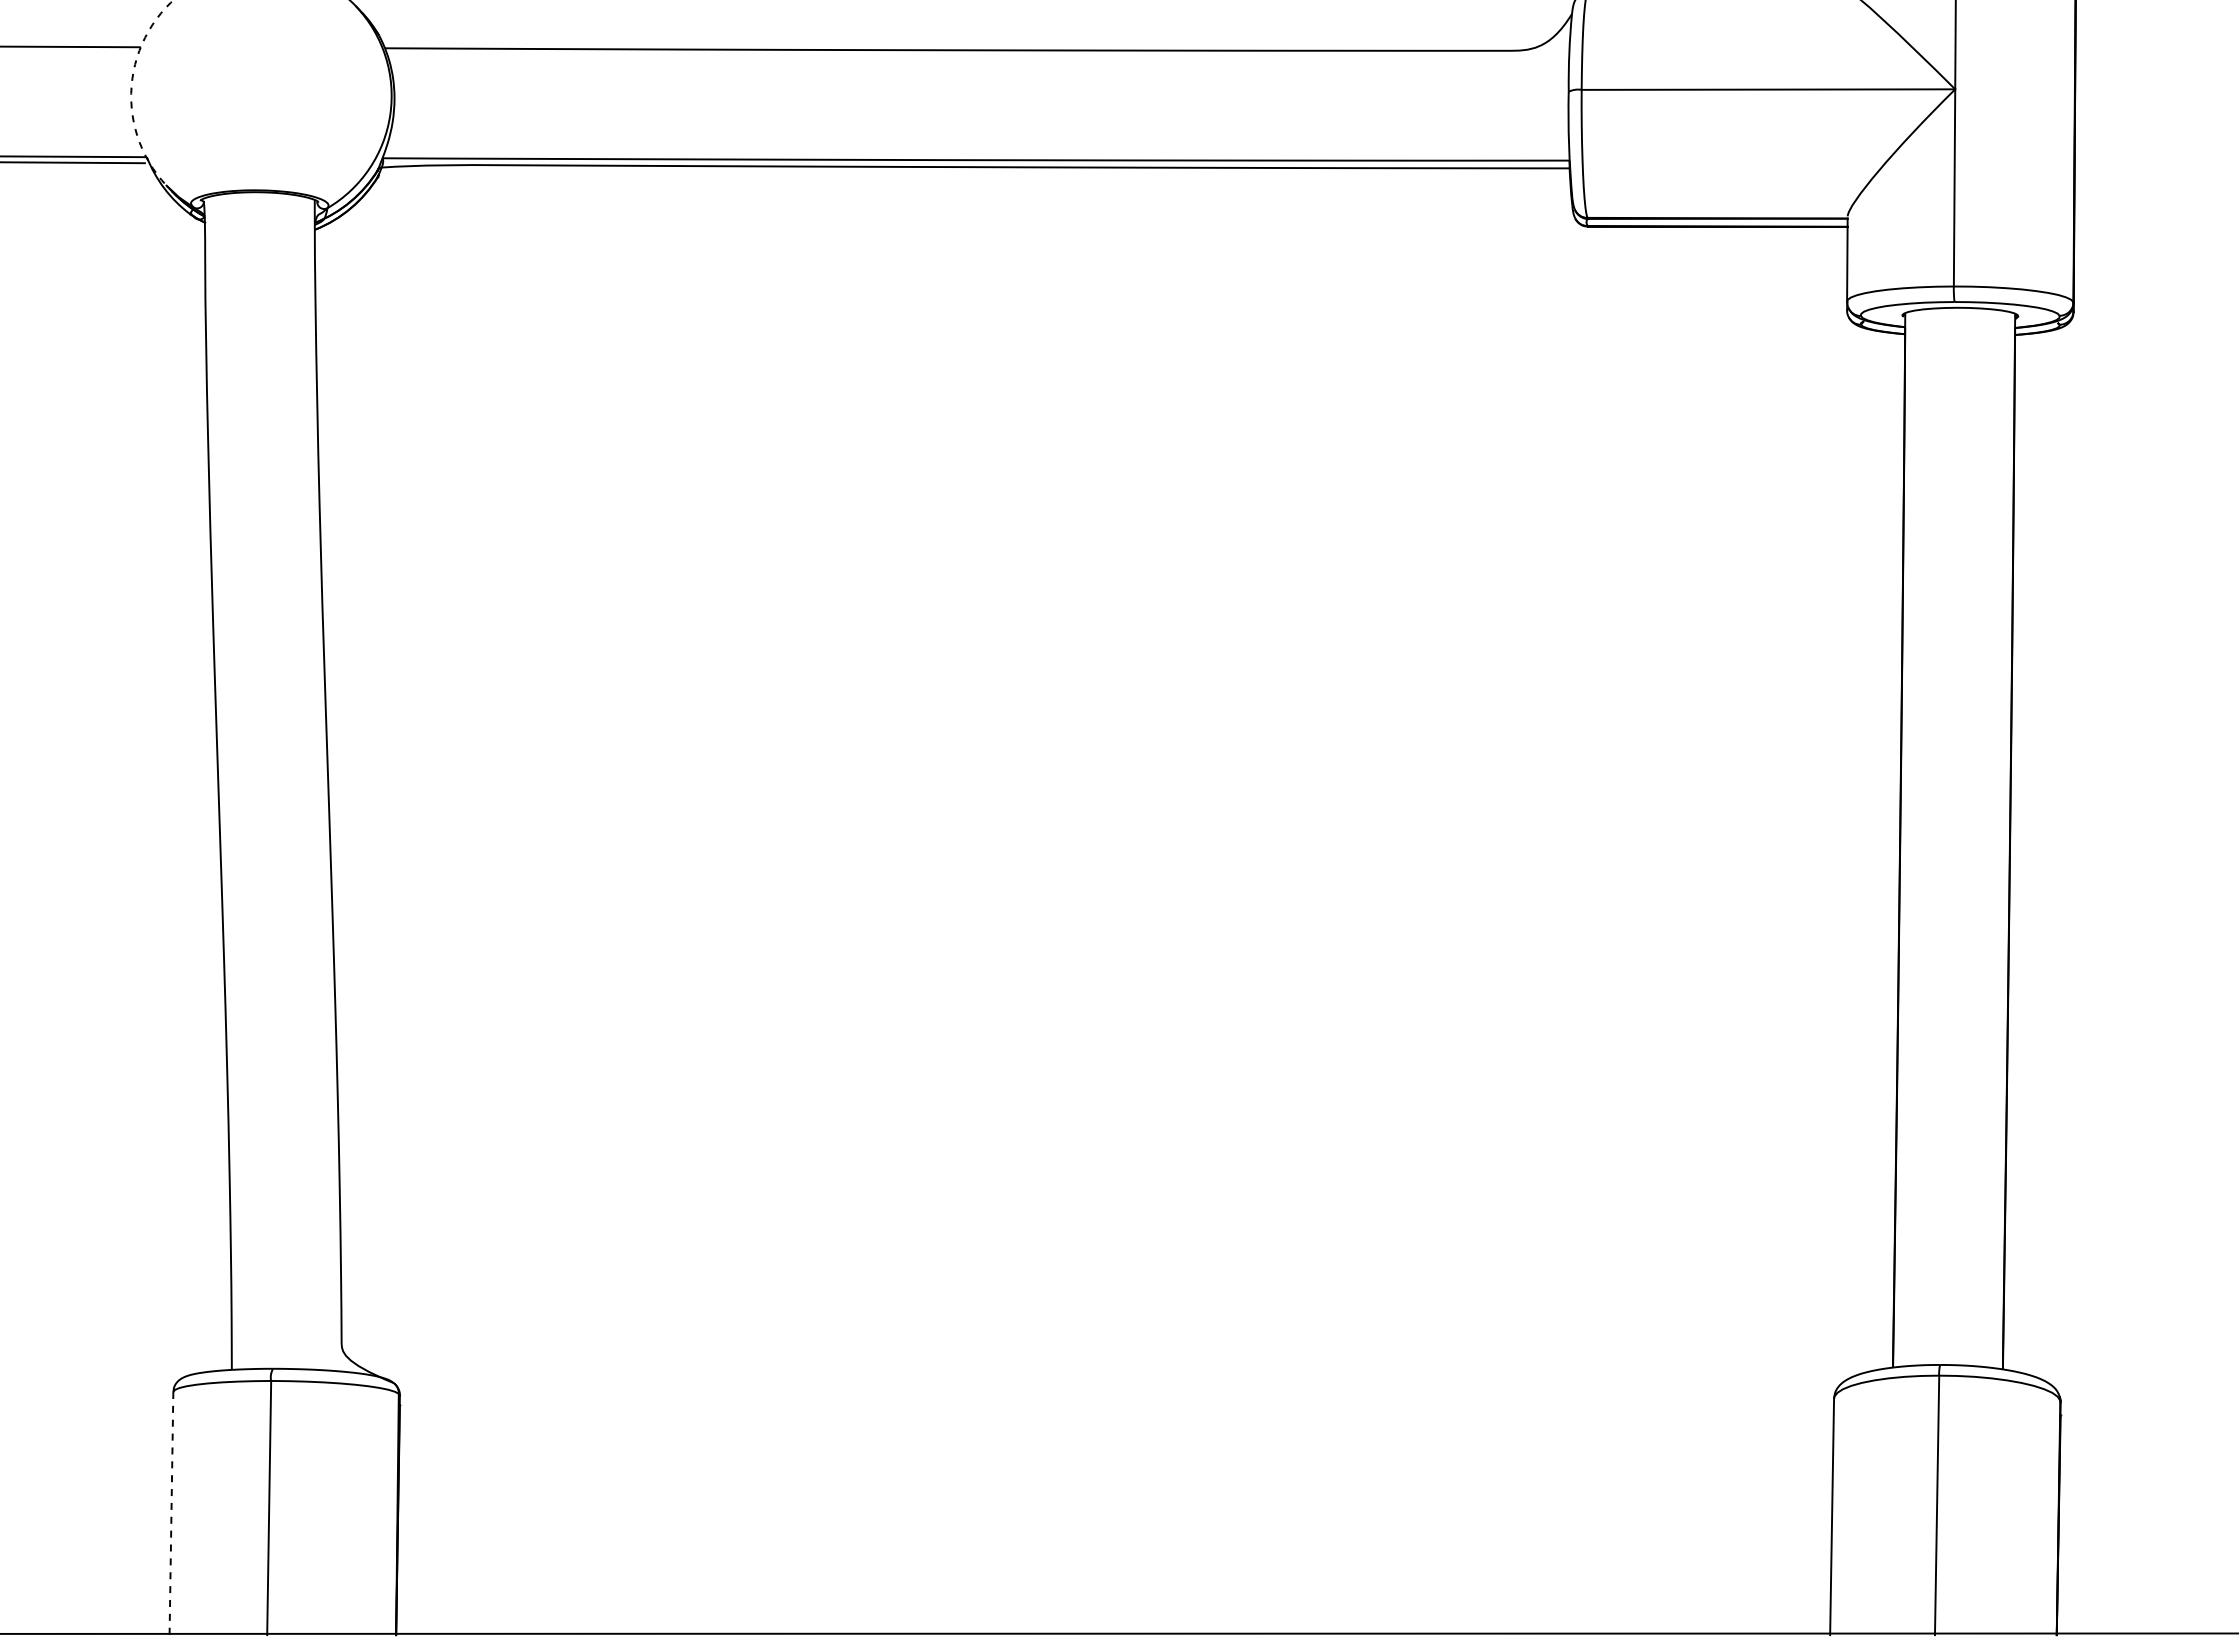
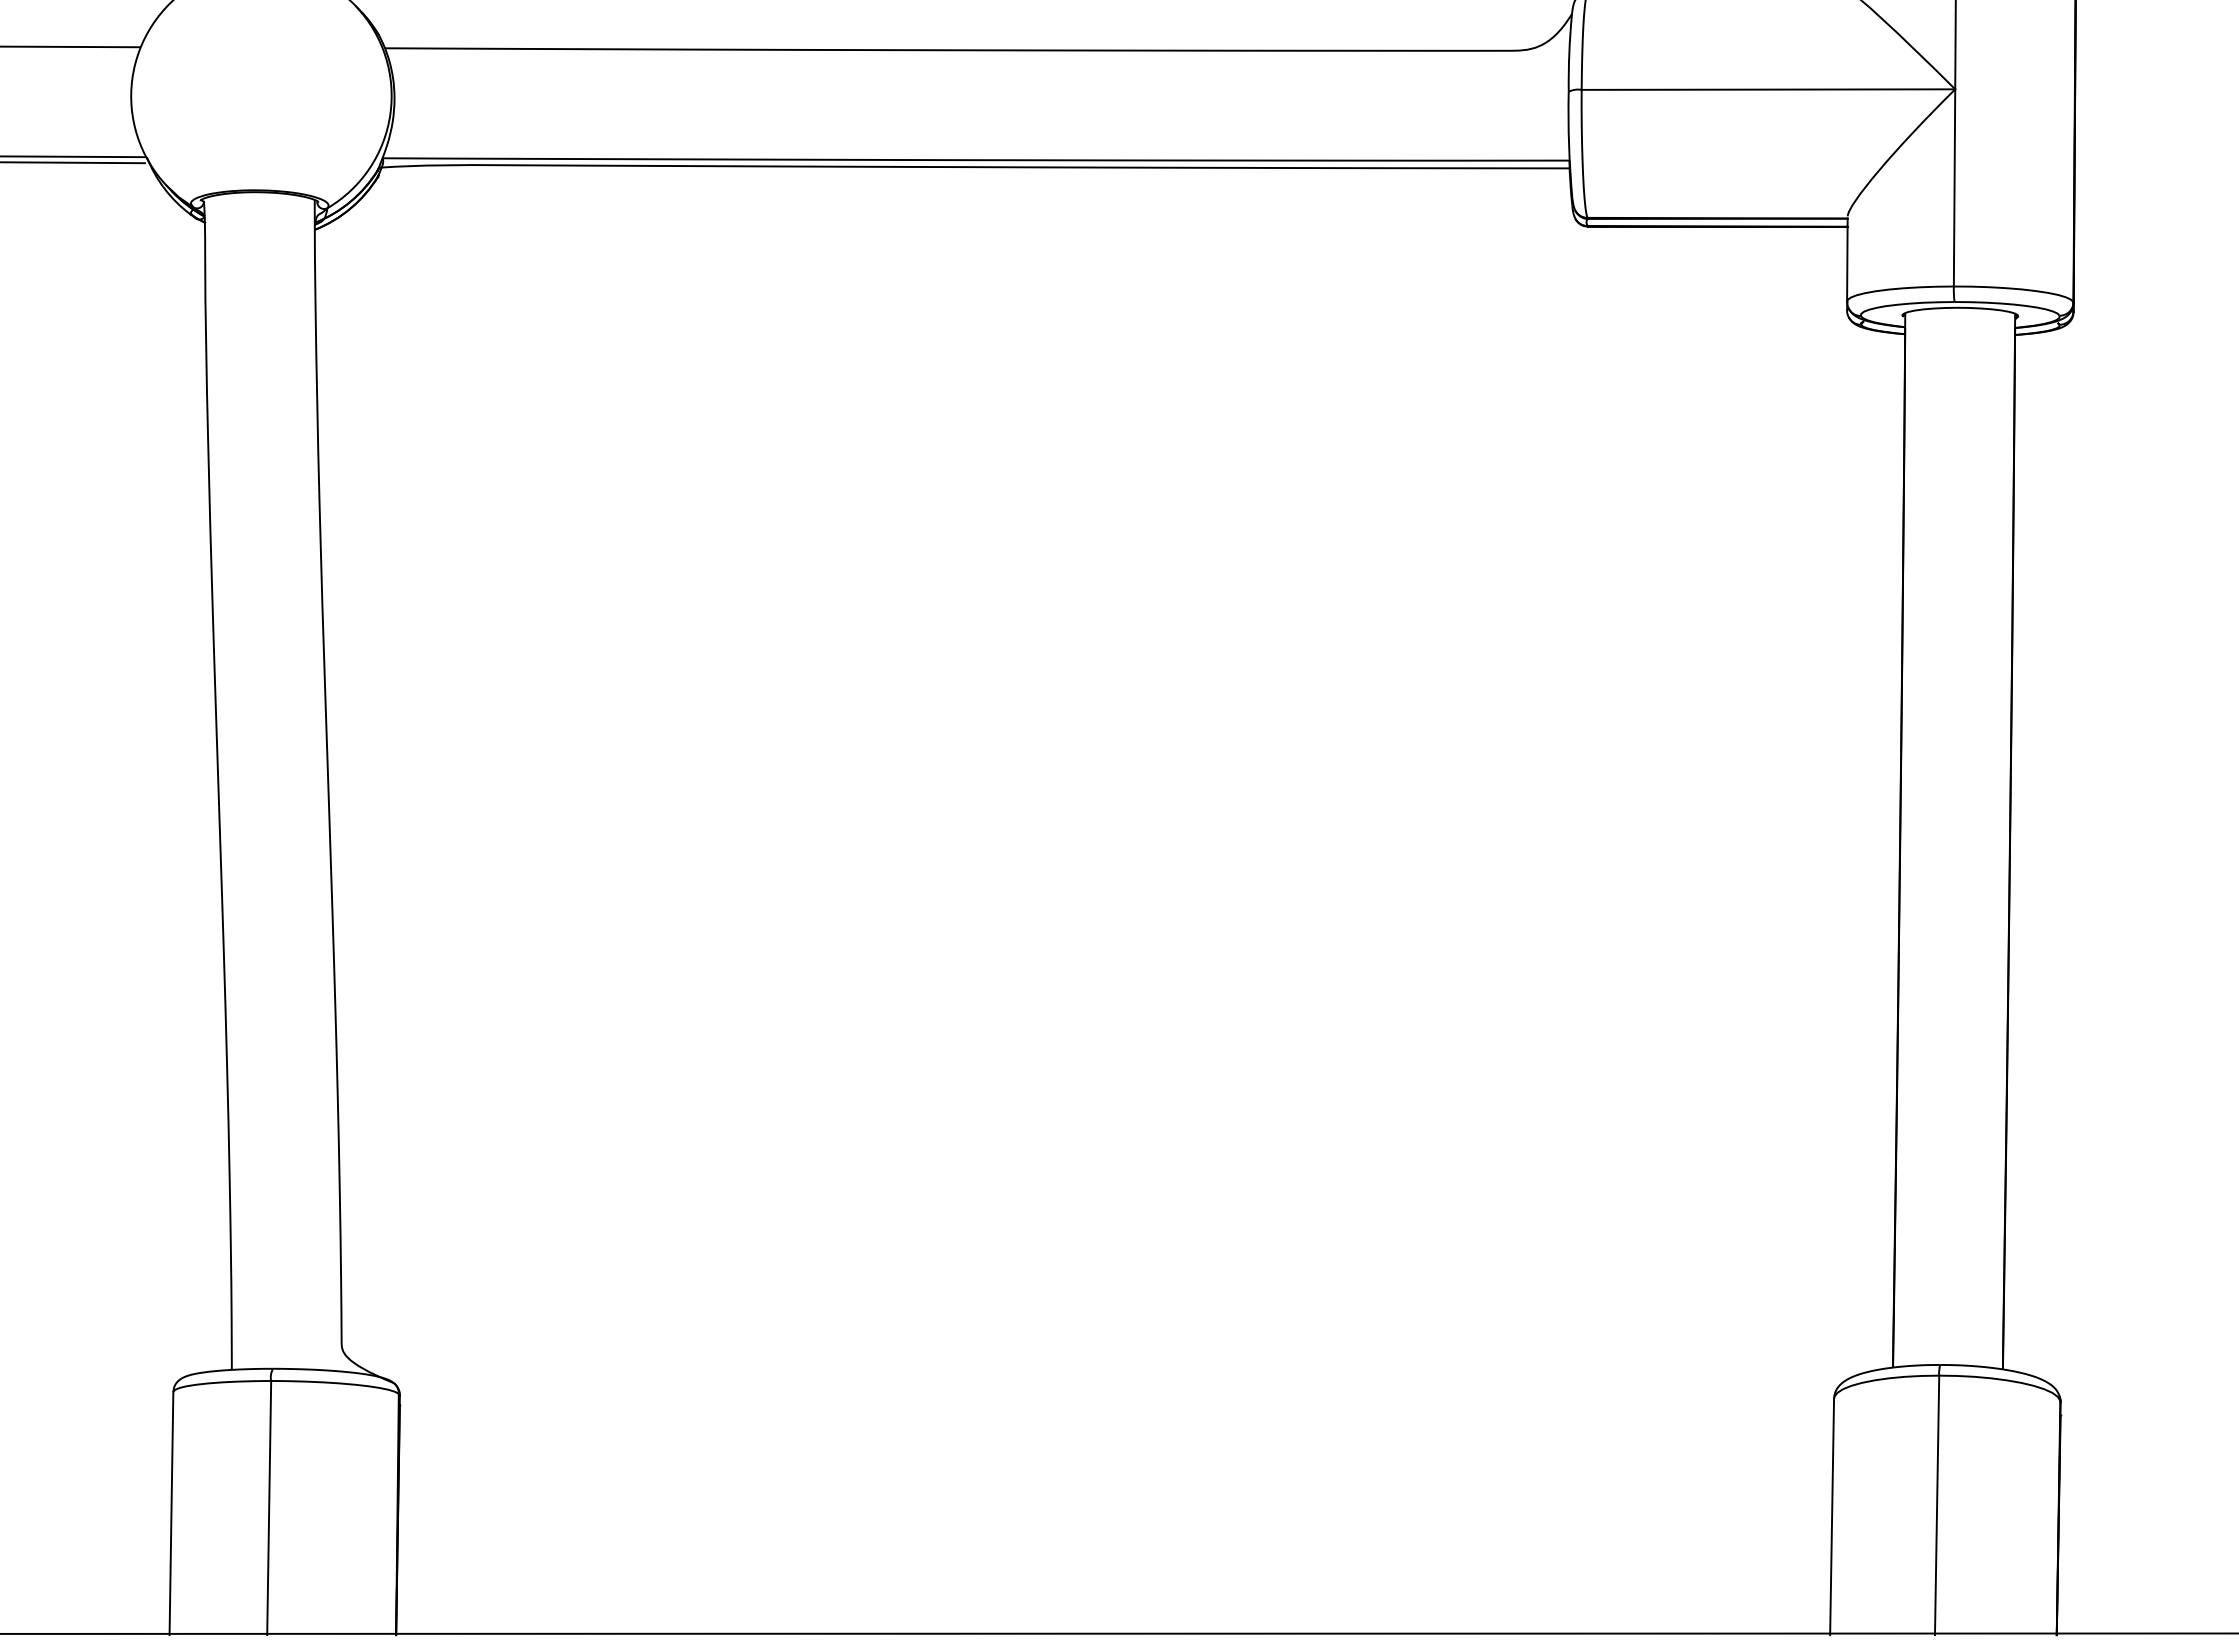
arc: dashed -> solid (131, 91)
line: dashed -> solid (171, 1513)
